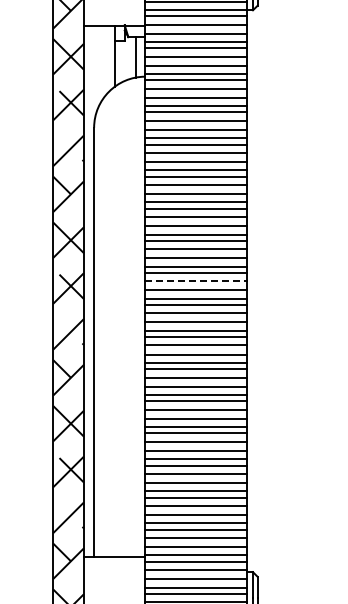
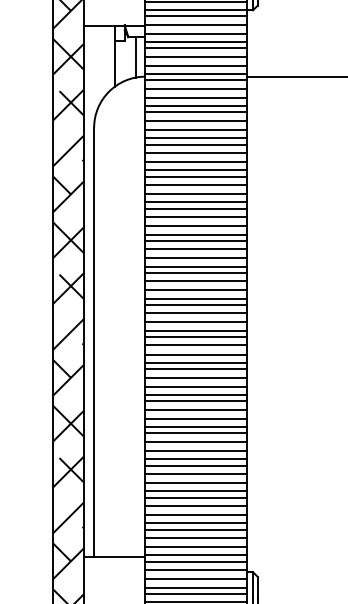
line: none -> present (295, 76)
line: dashed -> solid (196, 281)
